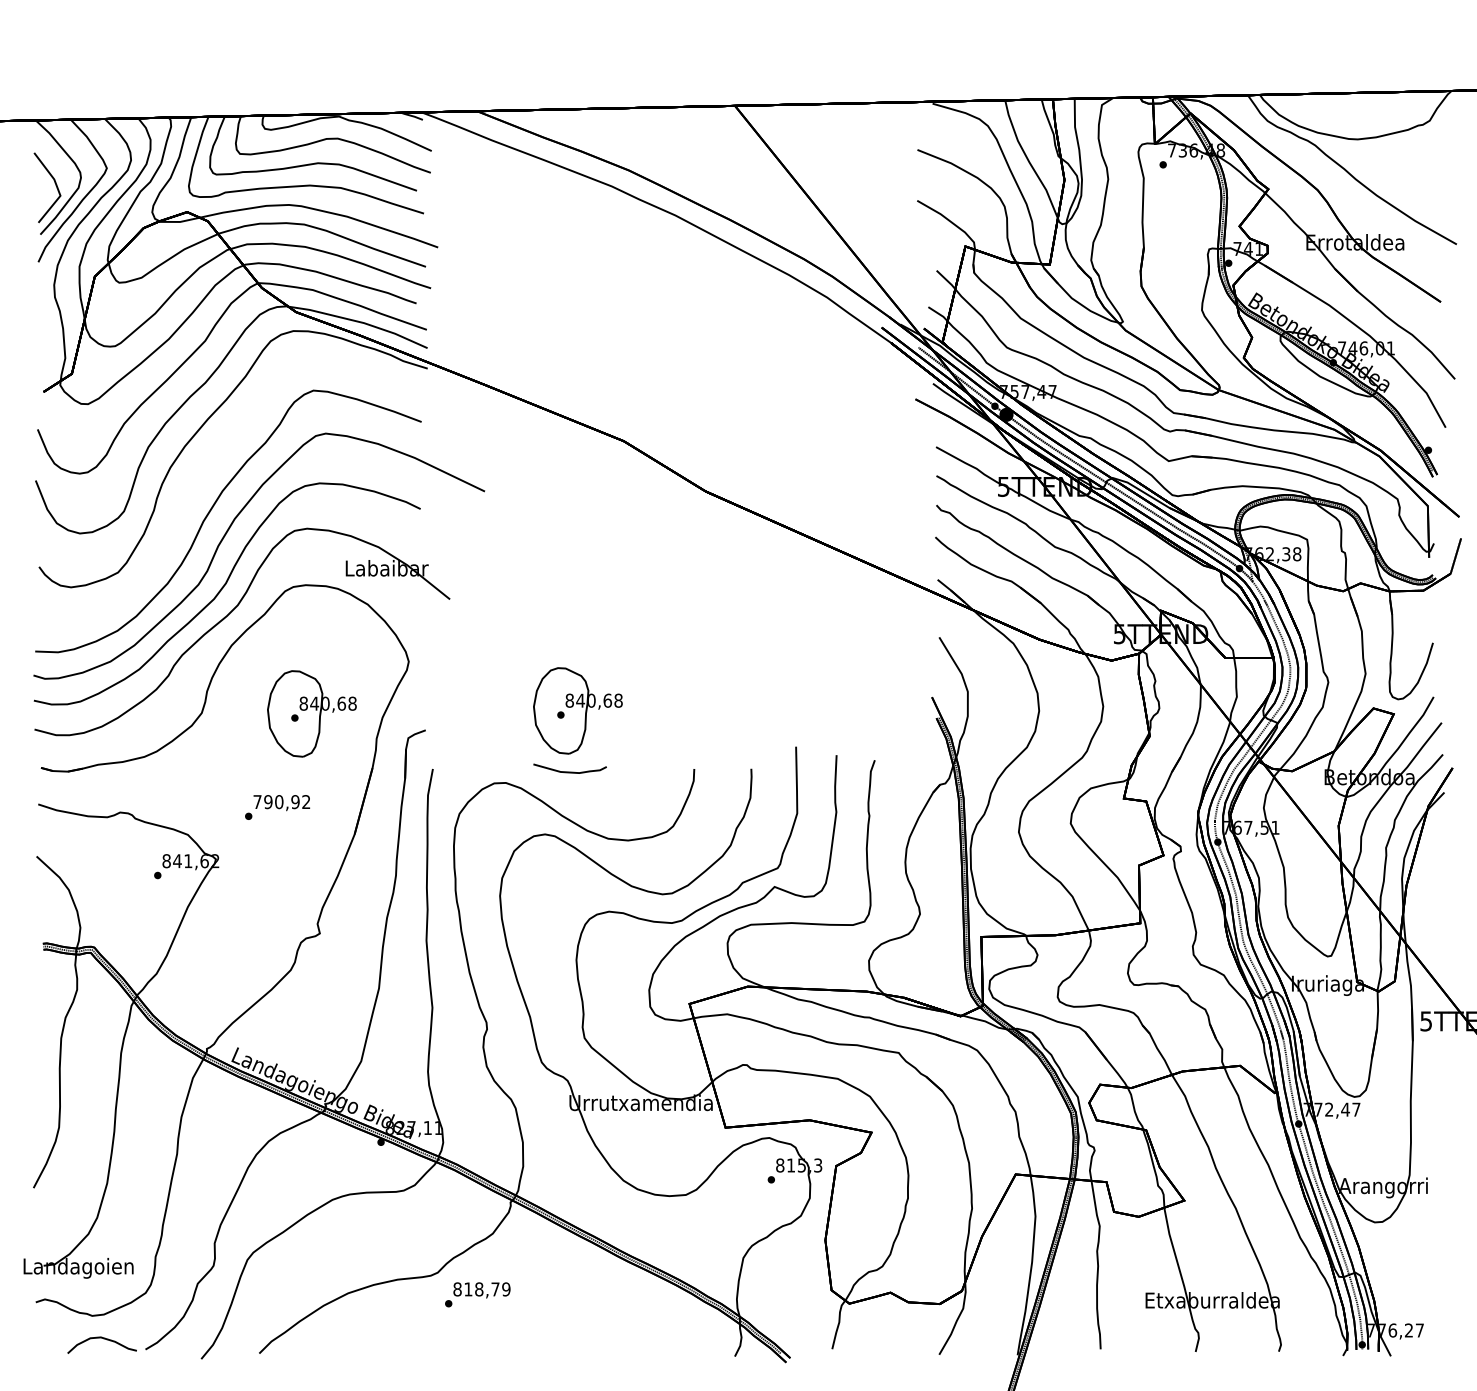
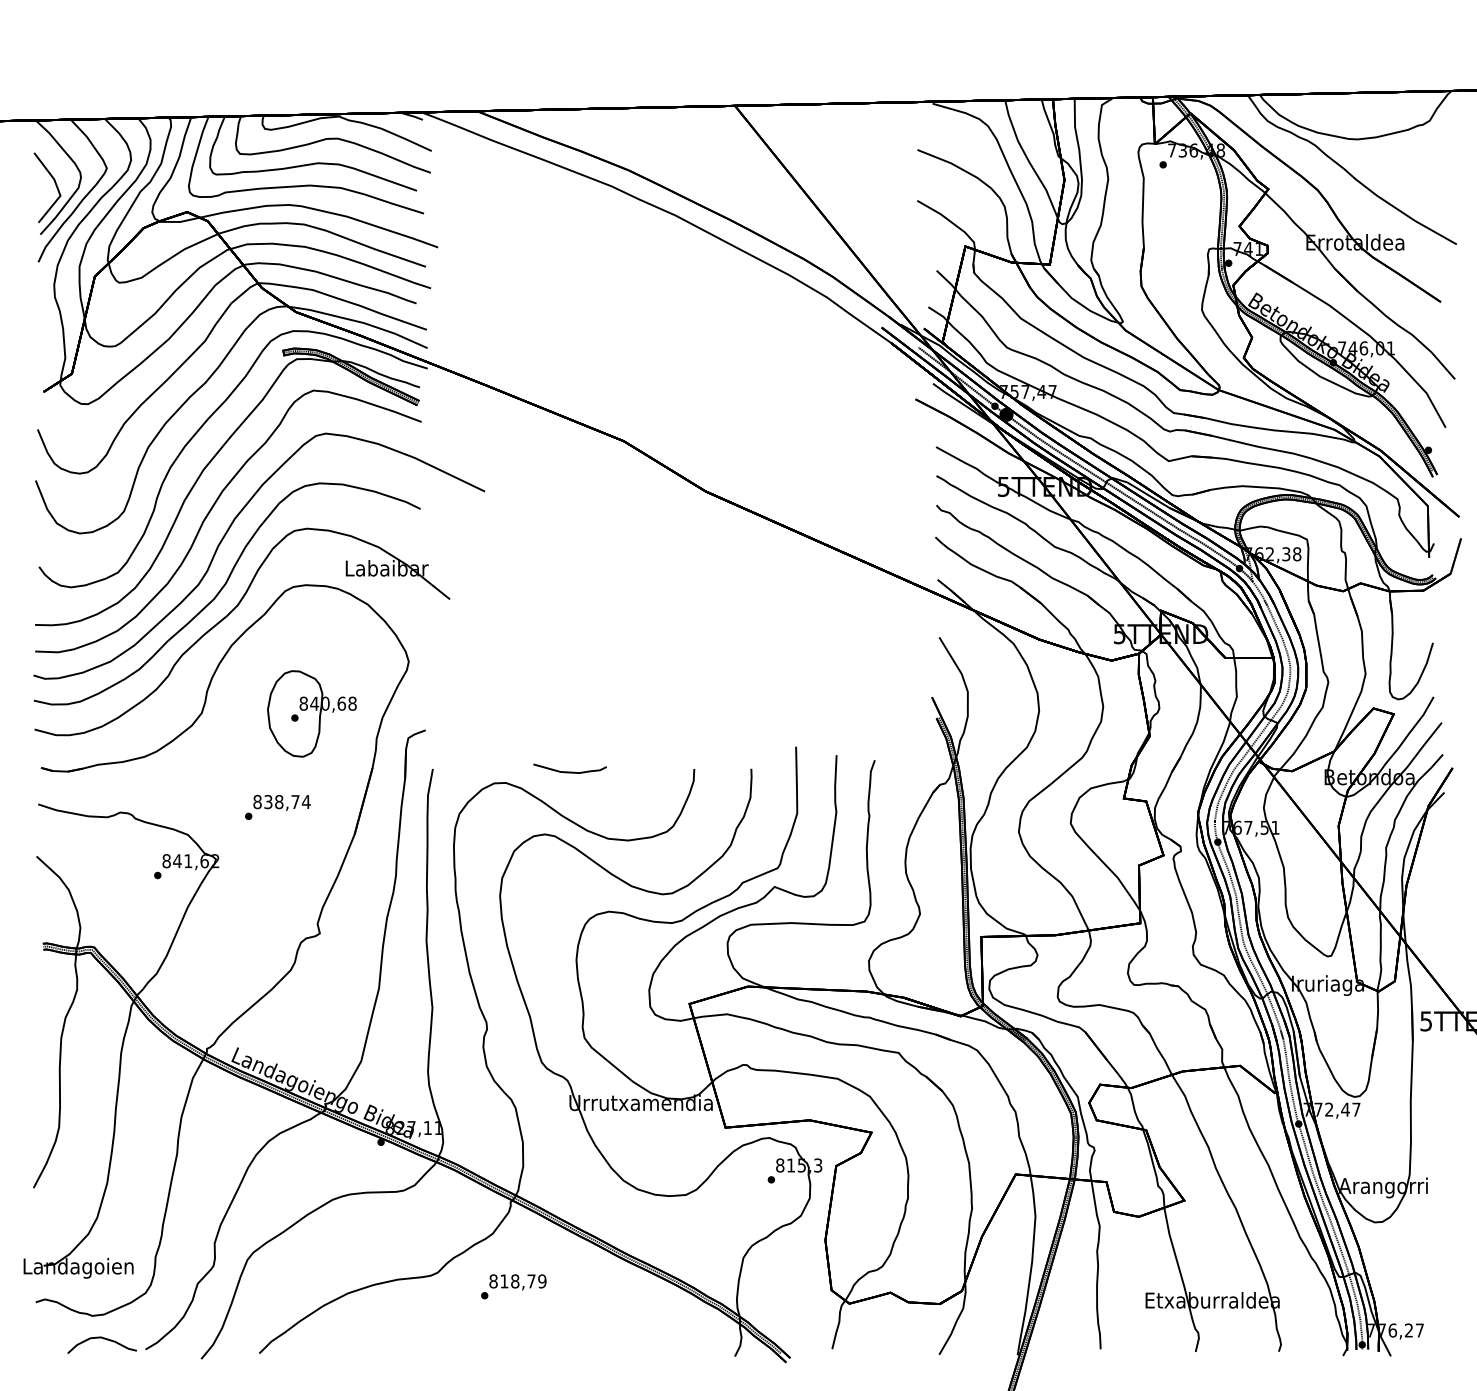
part: none -> present (203, 472)
part: present -> none (577, 710)
text: 790,92 -> 838,74 (281, 802)
text position: (477, 1294) -> (513, 1286) (513, 1286)
